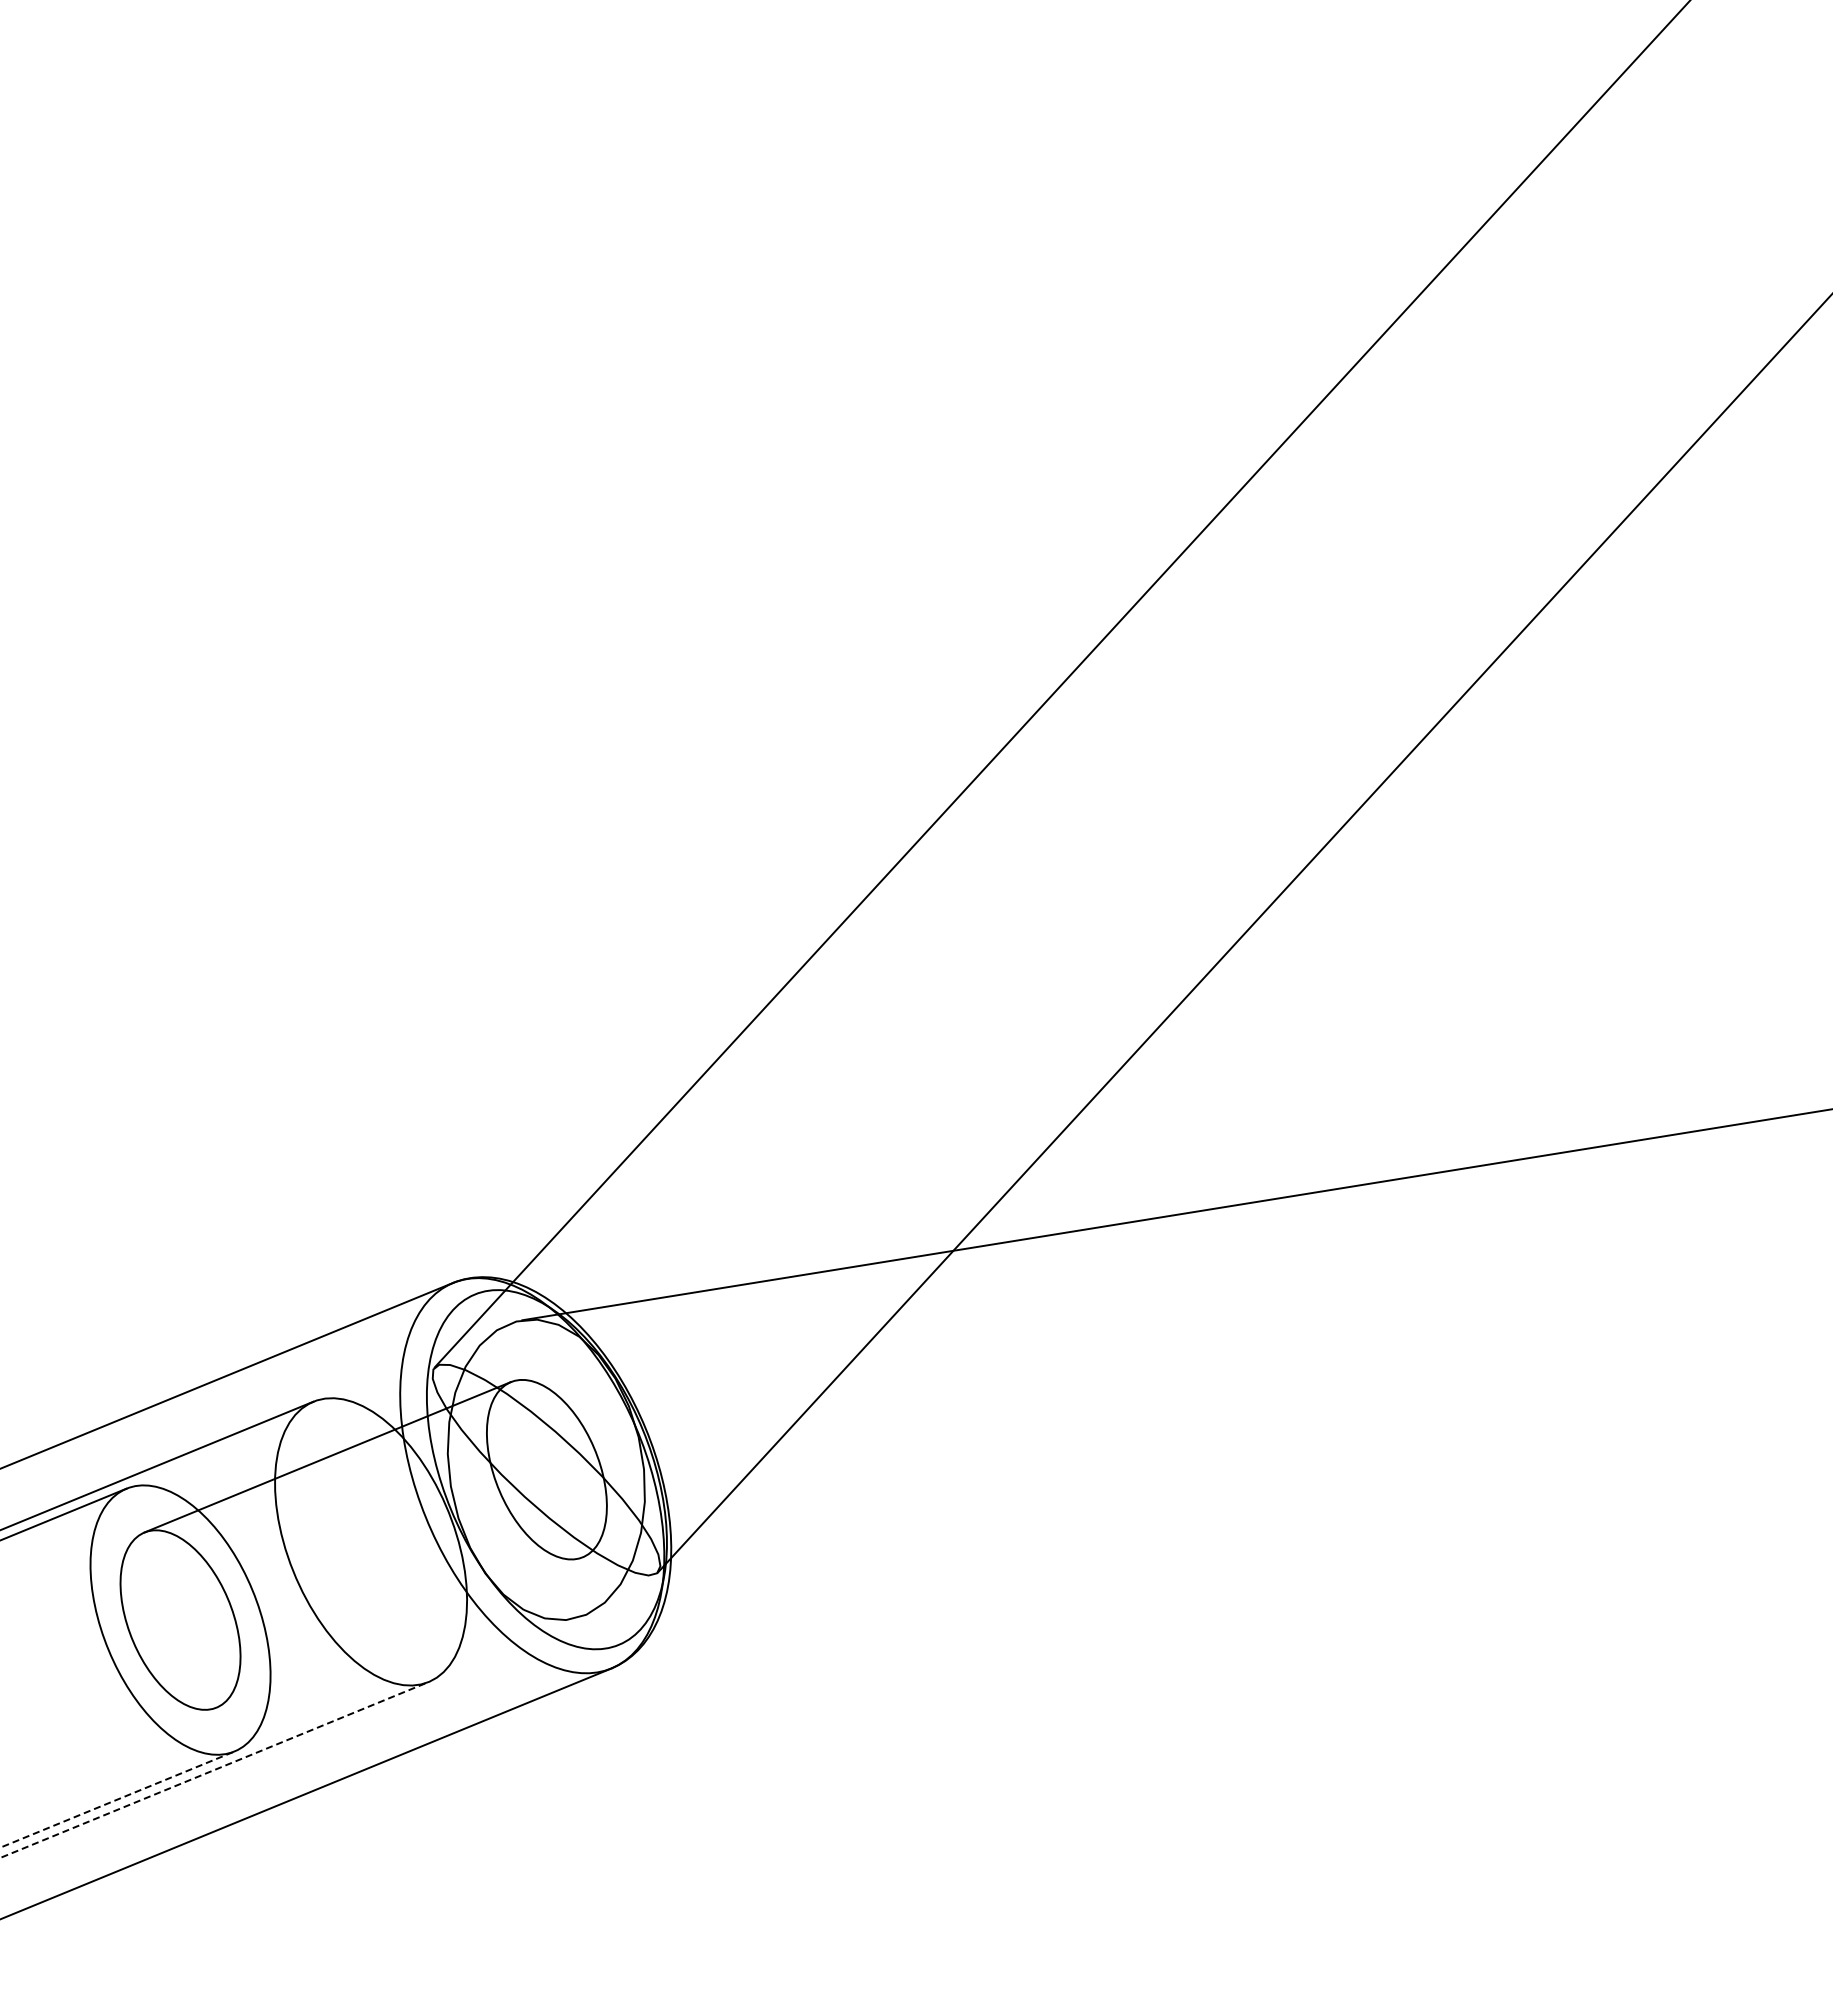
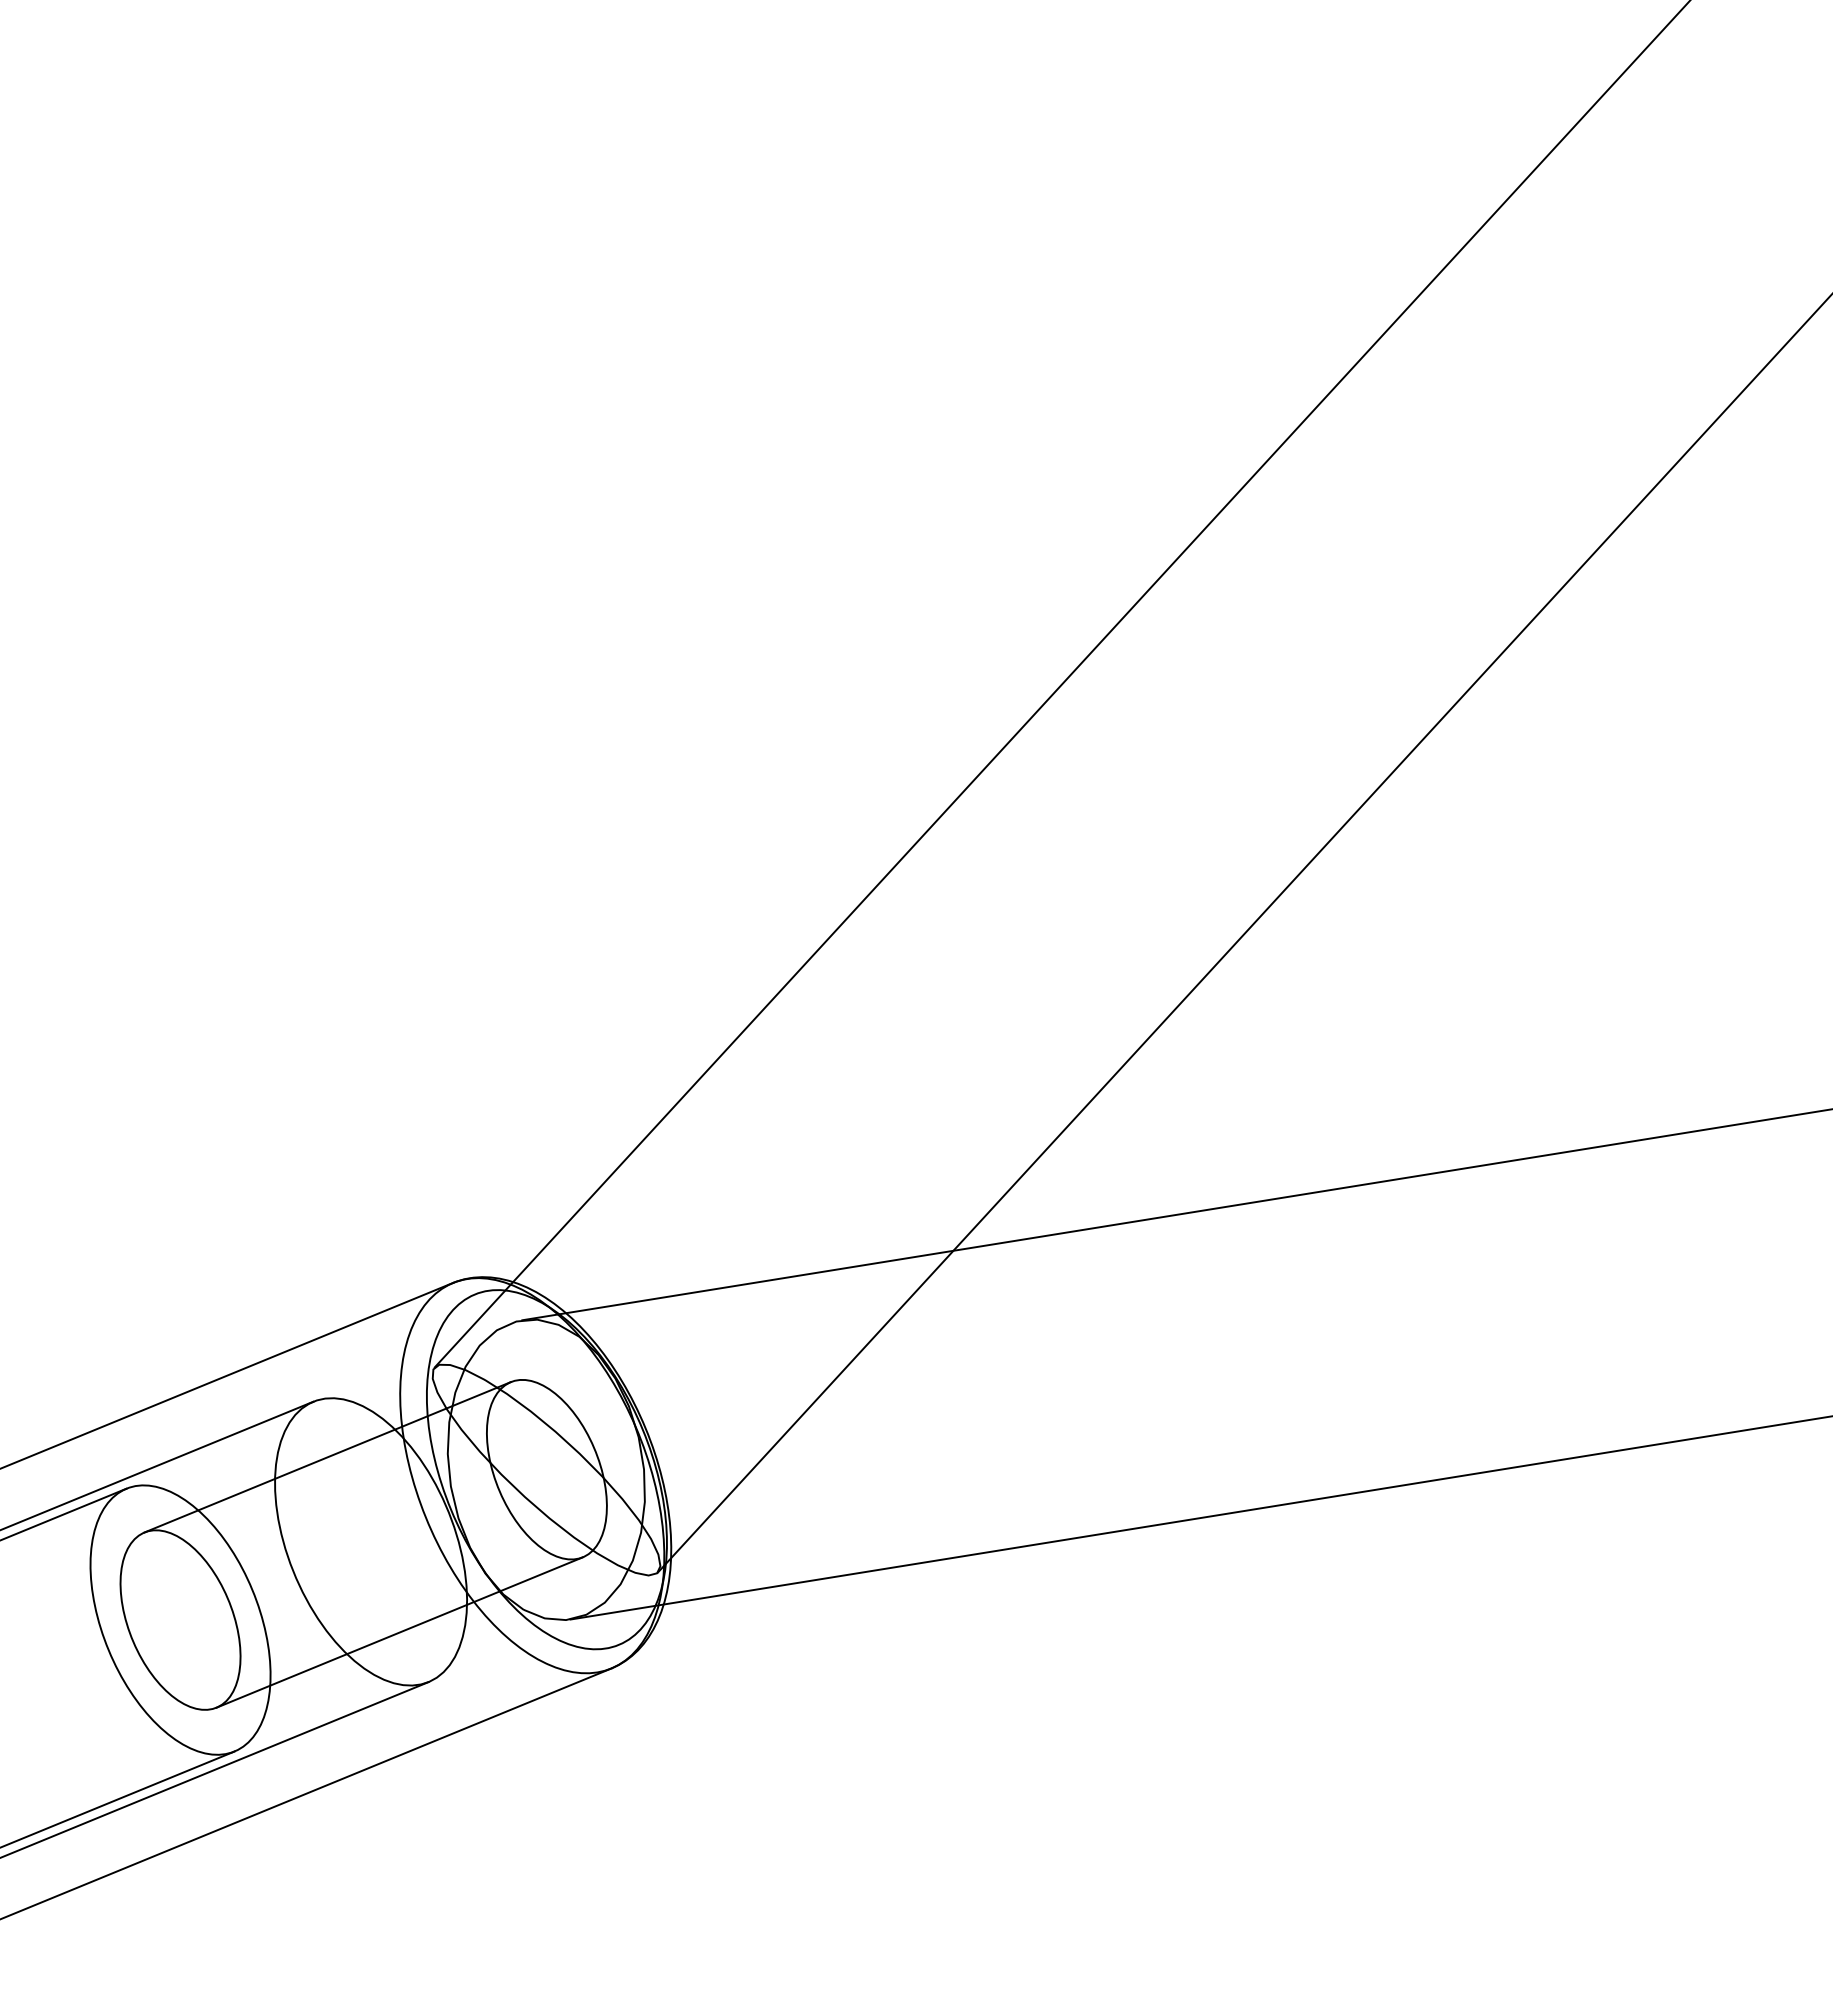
line: none -> present (1199, 1517)
line: none -> present (399, 1632)
line: dashed -> solid (215, 1769)
line: dashed -> solid (118, 1799)
